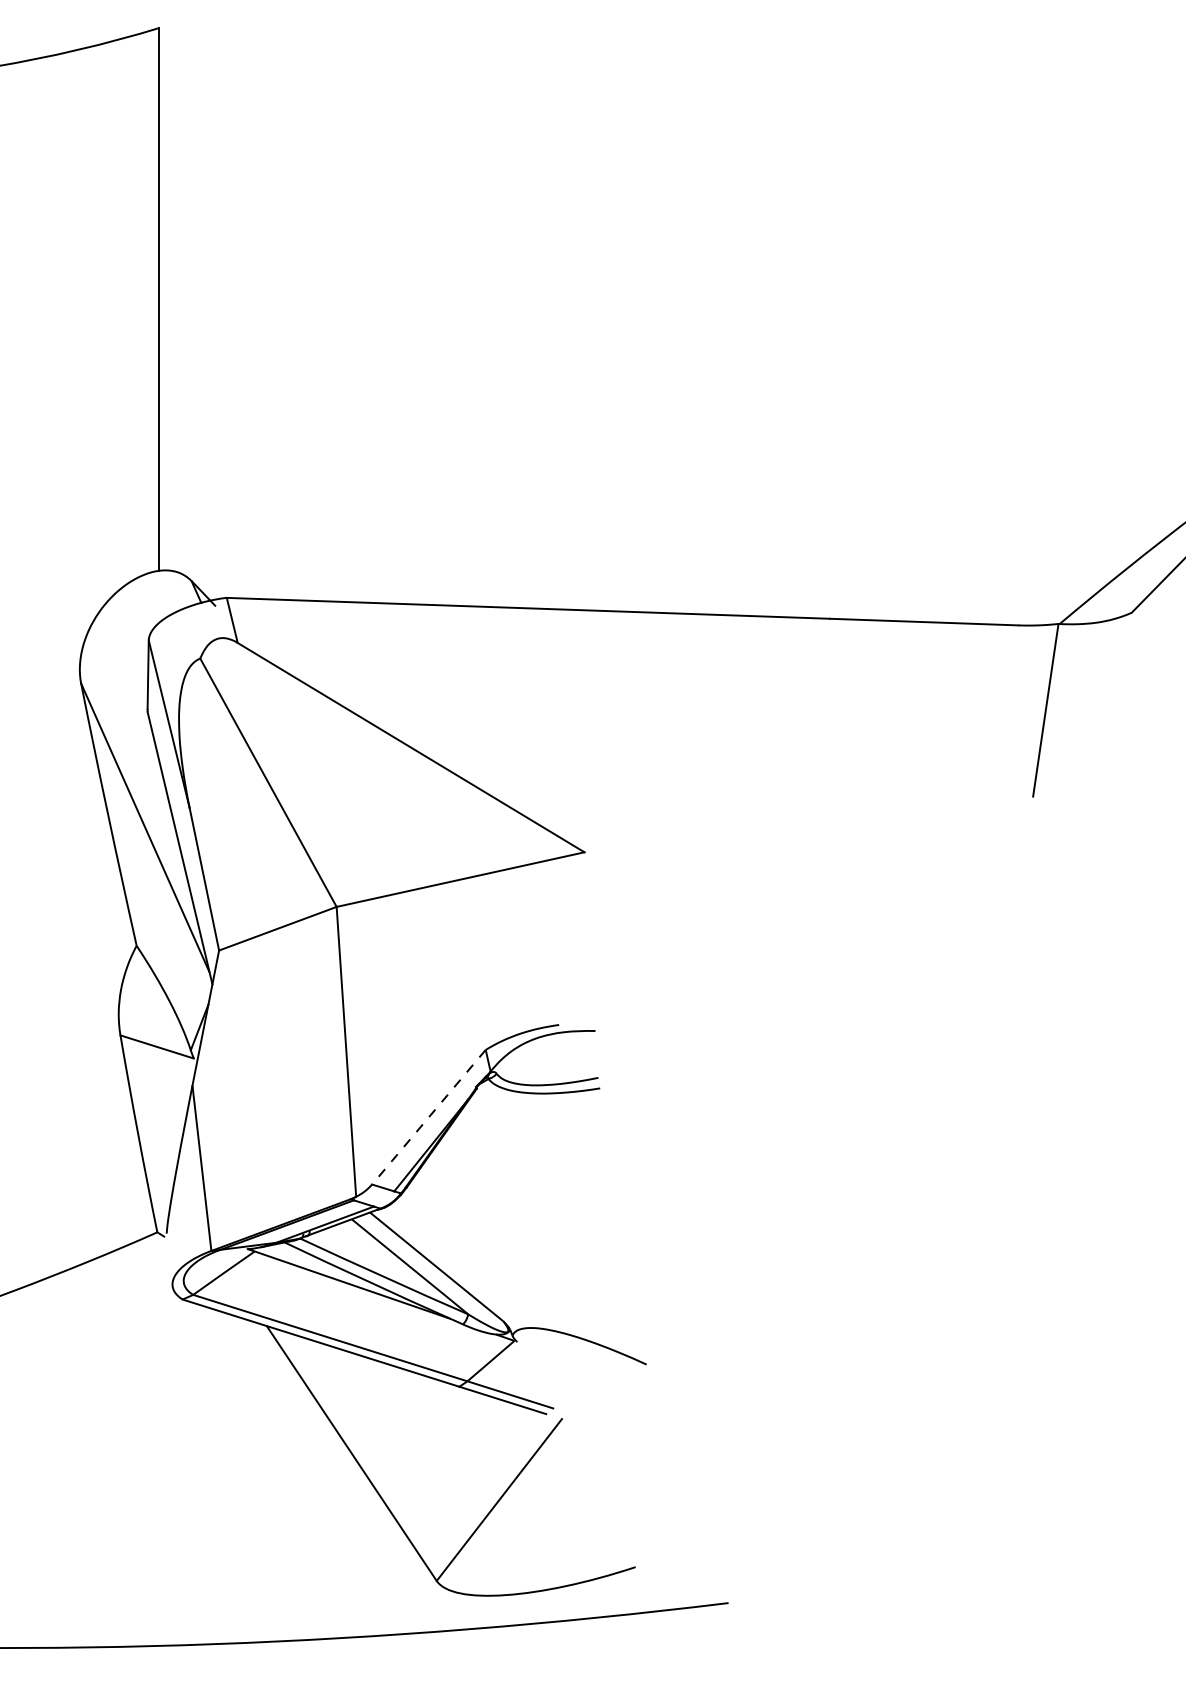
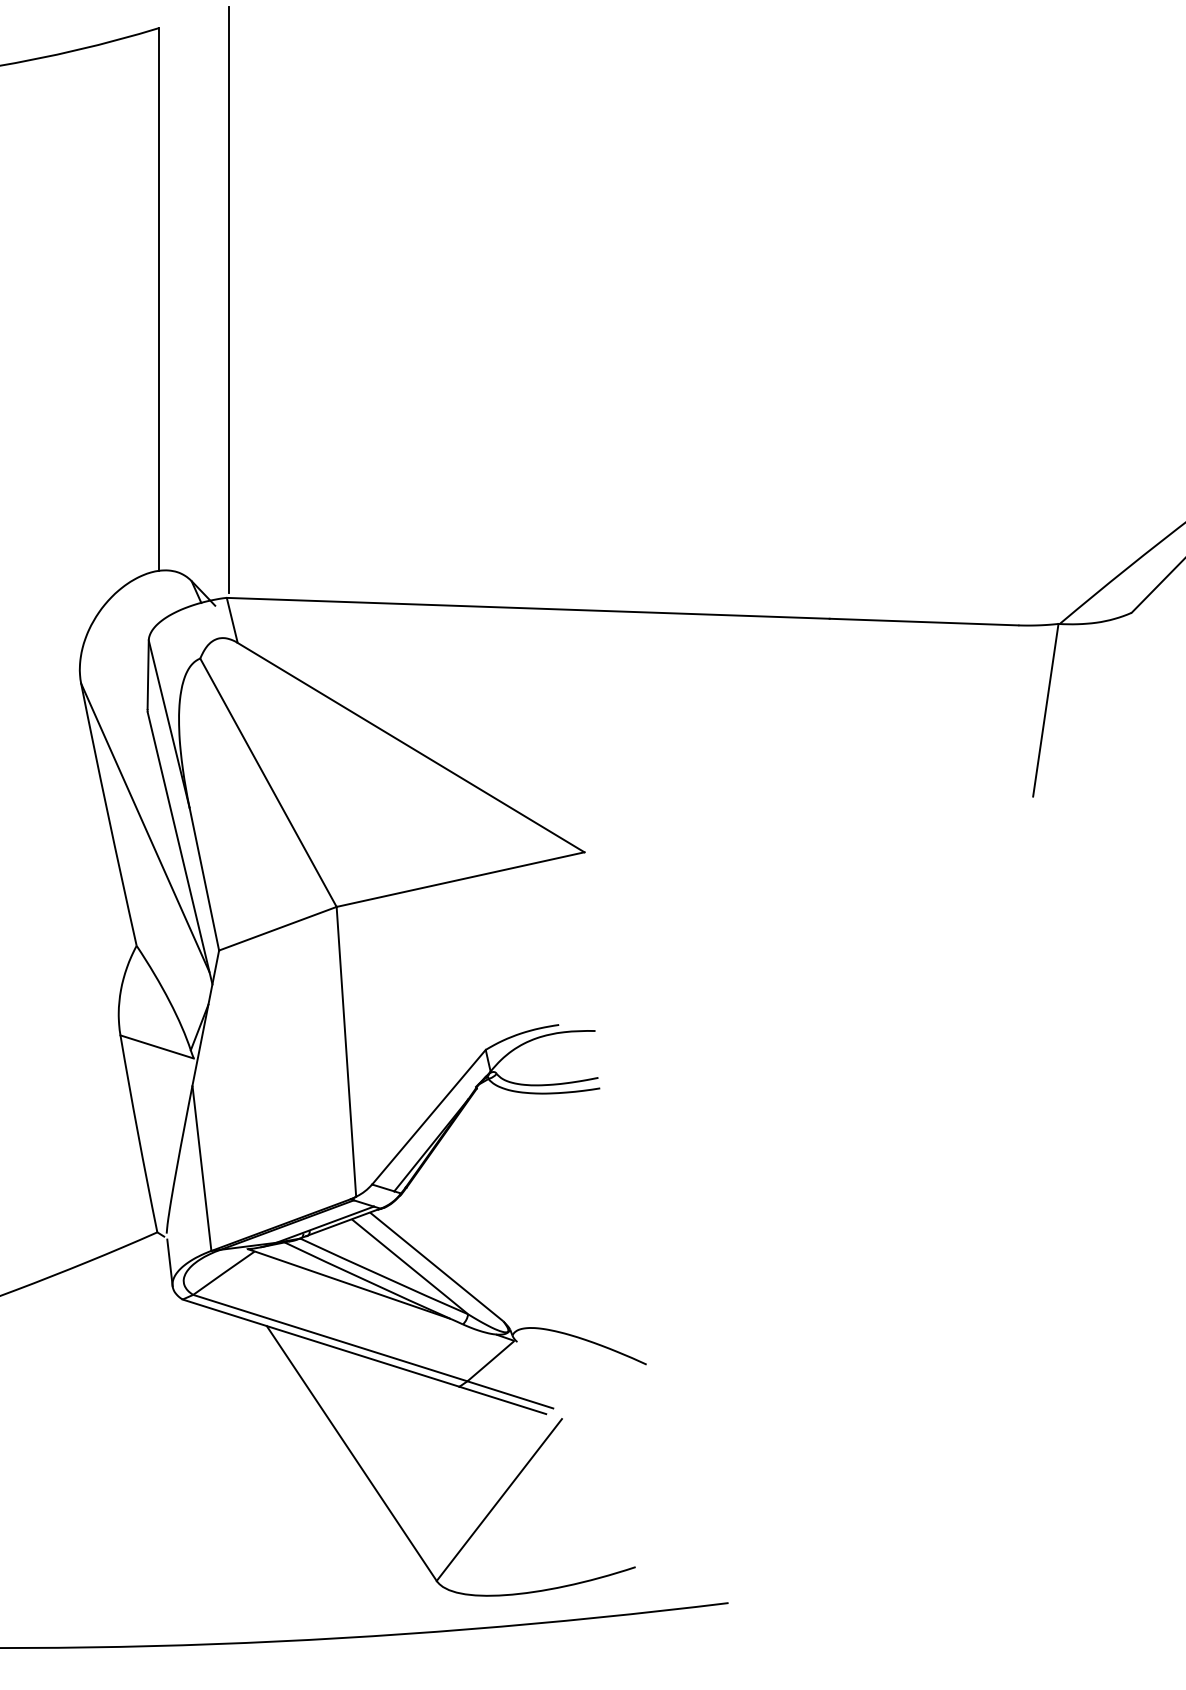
line: none -> present (229, 299)
line: dashed -> solid (428, 1117)
line: none -> present (169, 1262)
